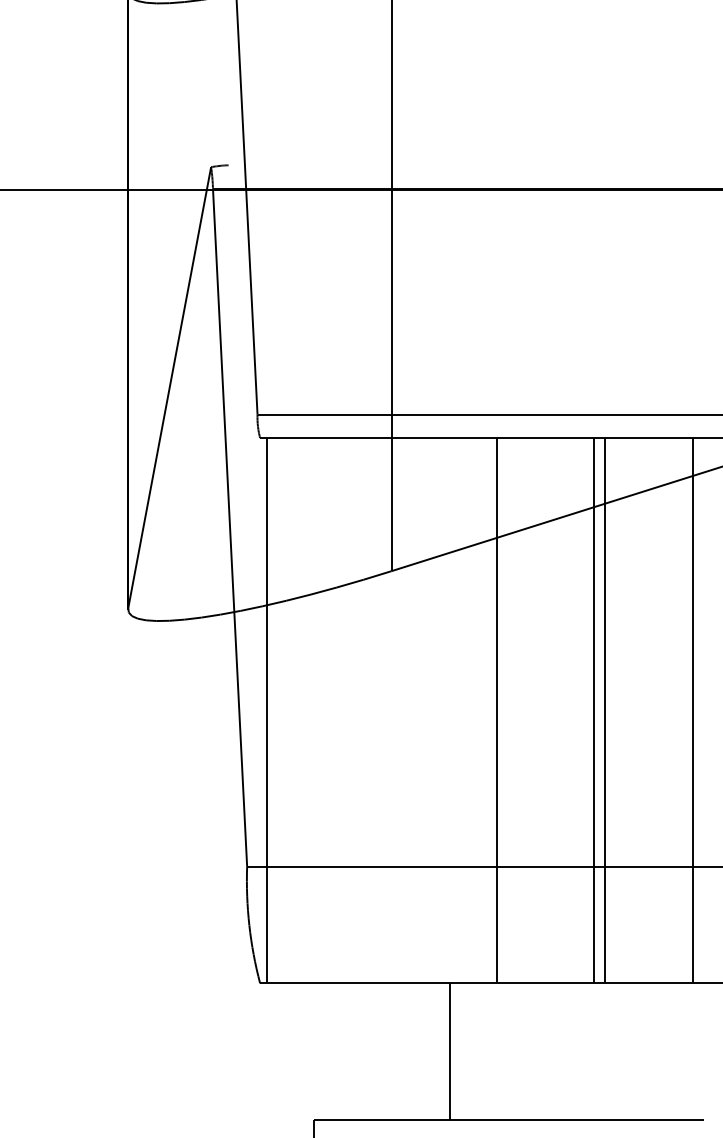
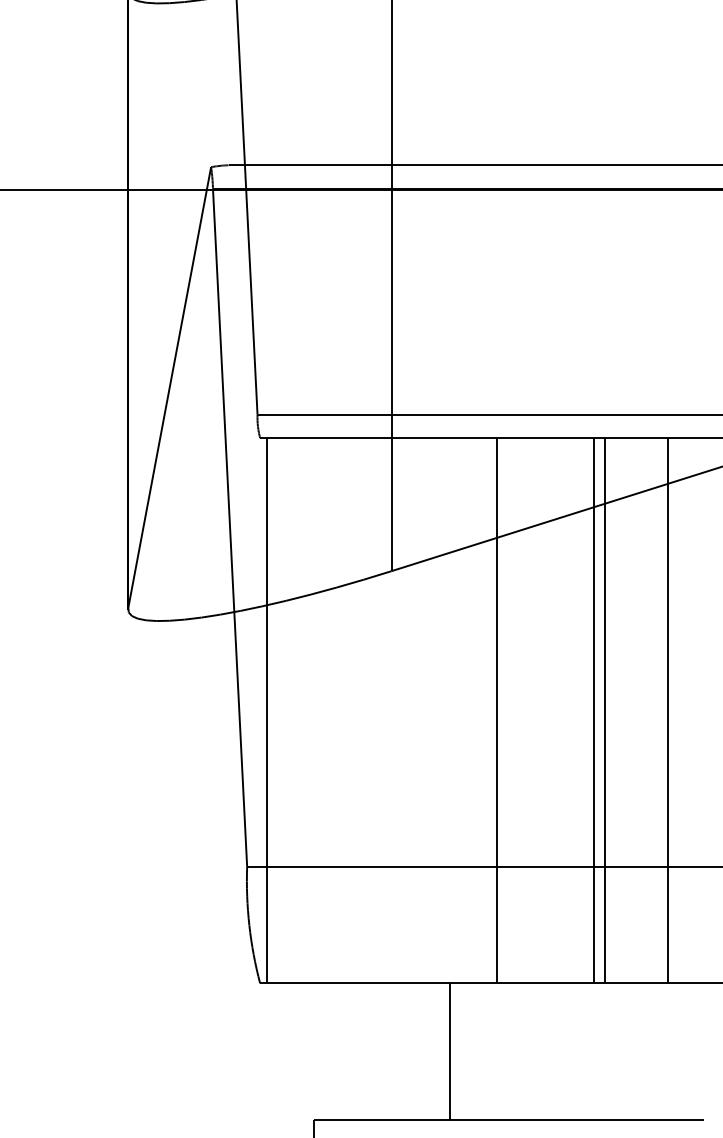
line: none -> present (473, 165)
line position: (693, 710) -> (668, 710) (668, 710)
